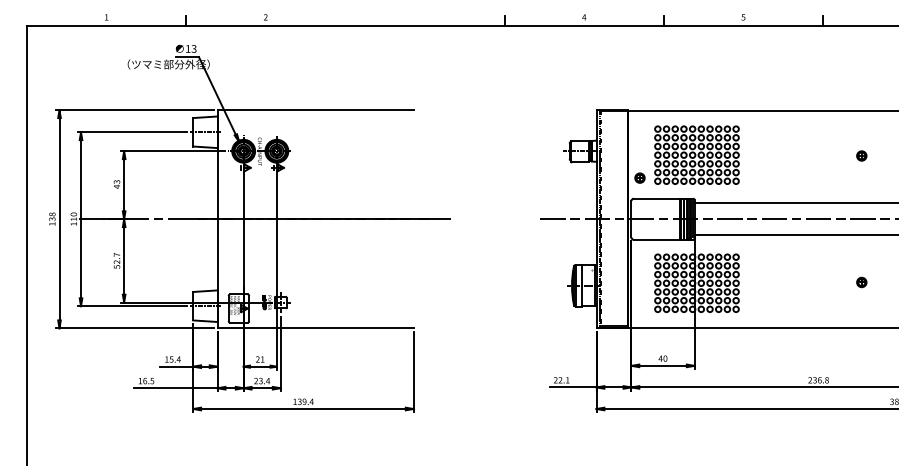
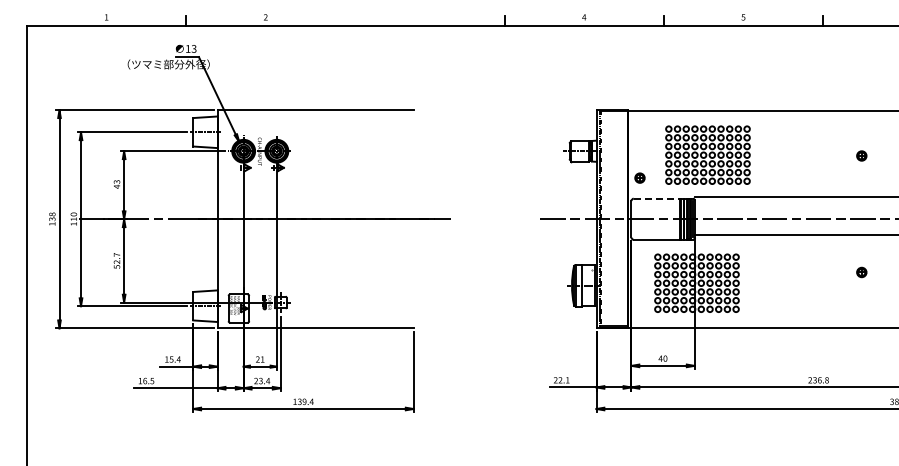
part position: (696, 154) -> (707, 154) (707, 154)
line: solid -> dashed (657, 198)
line position: (794, 203) -> (794, 197) (794, 197)
part position: (861, 282) -> (861, 272) (861, 272)
